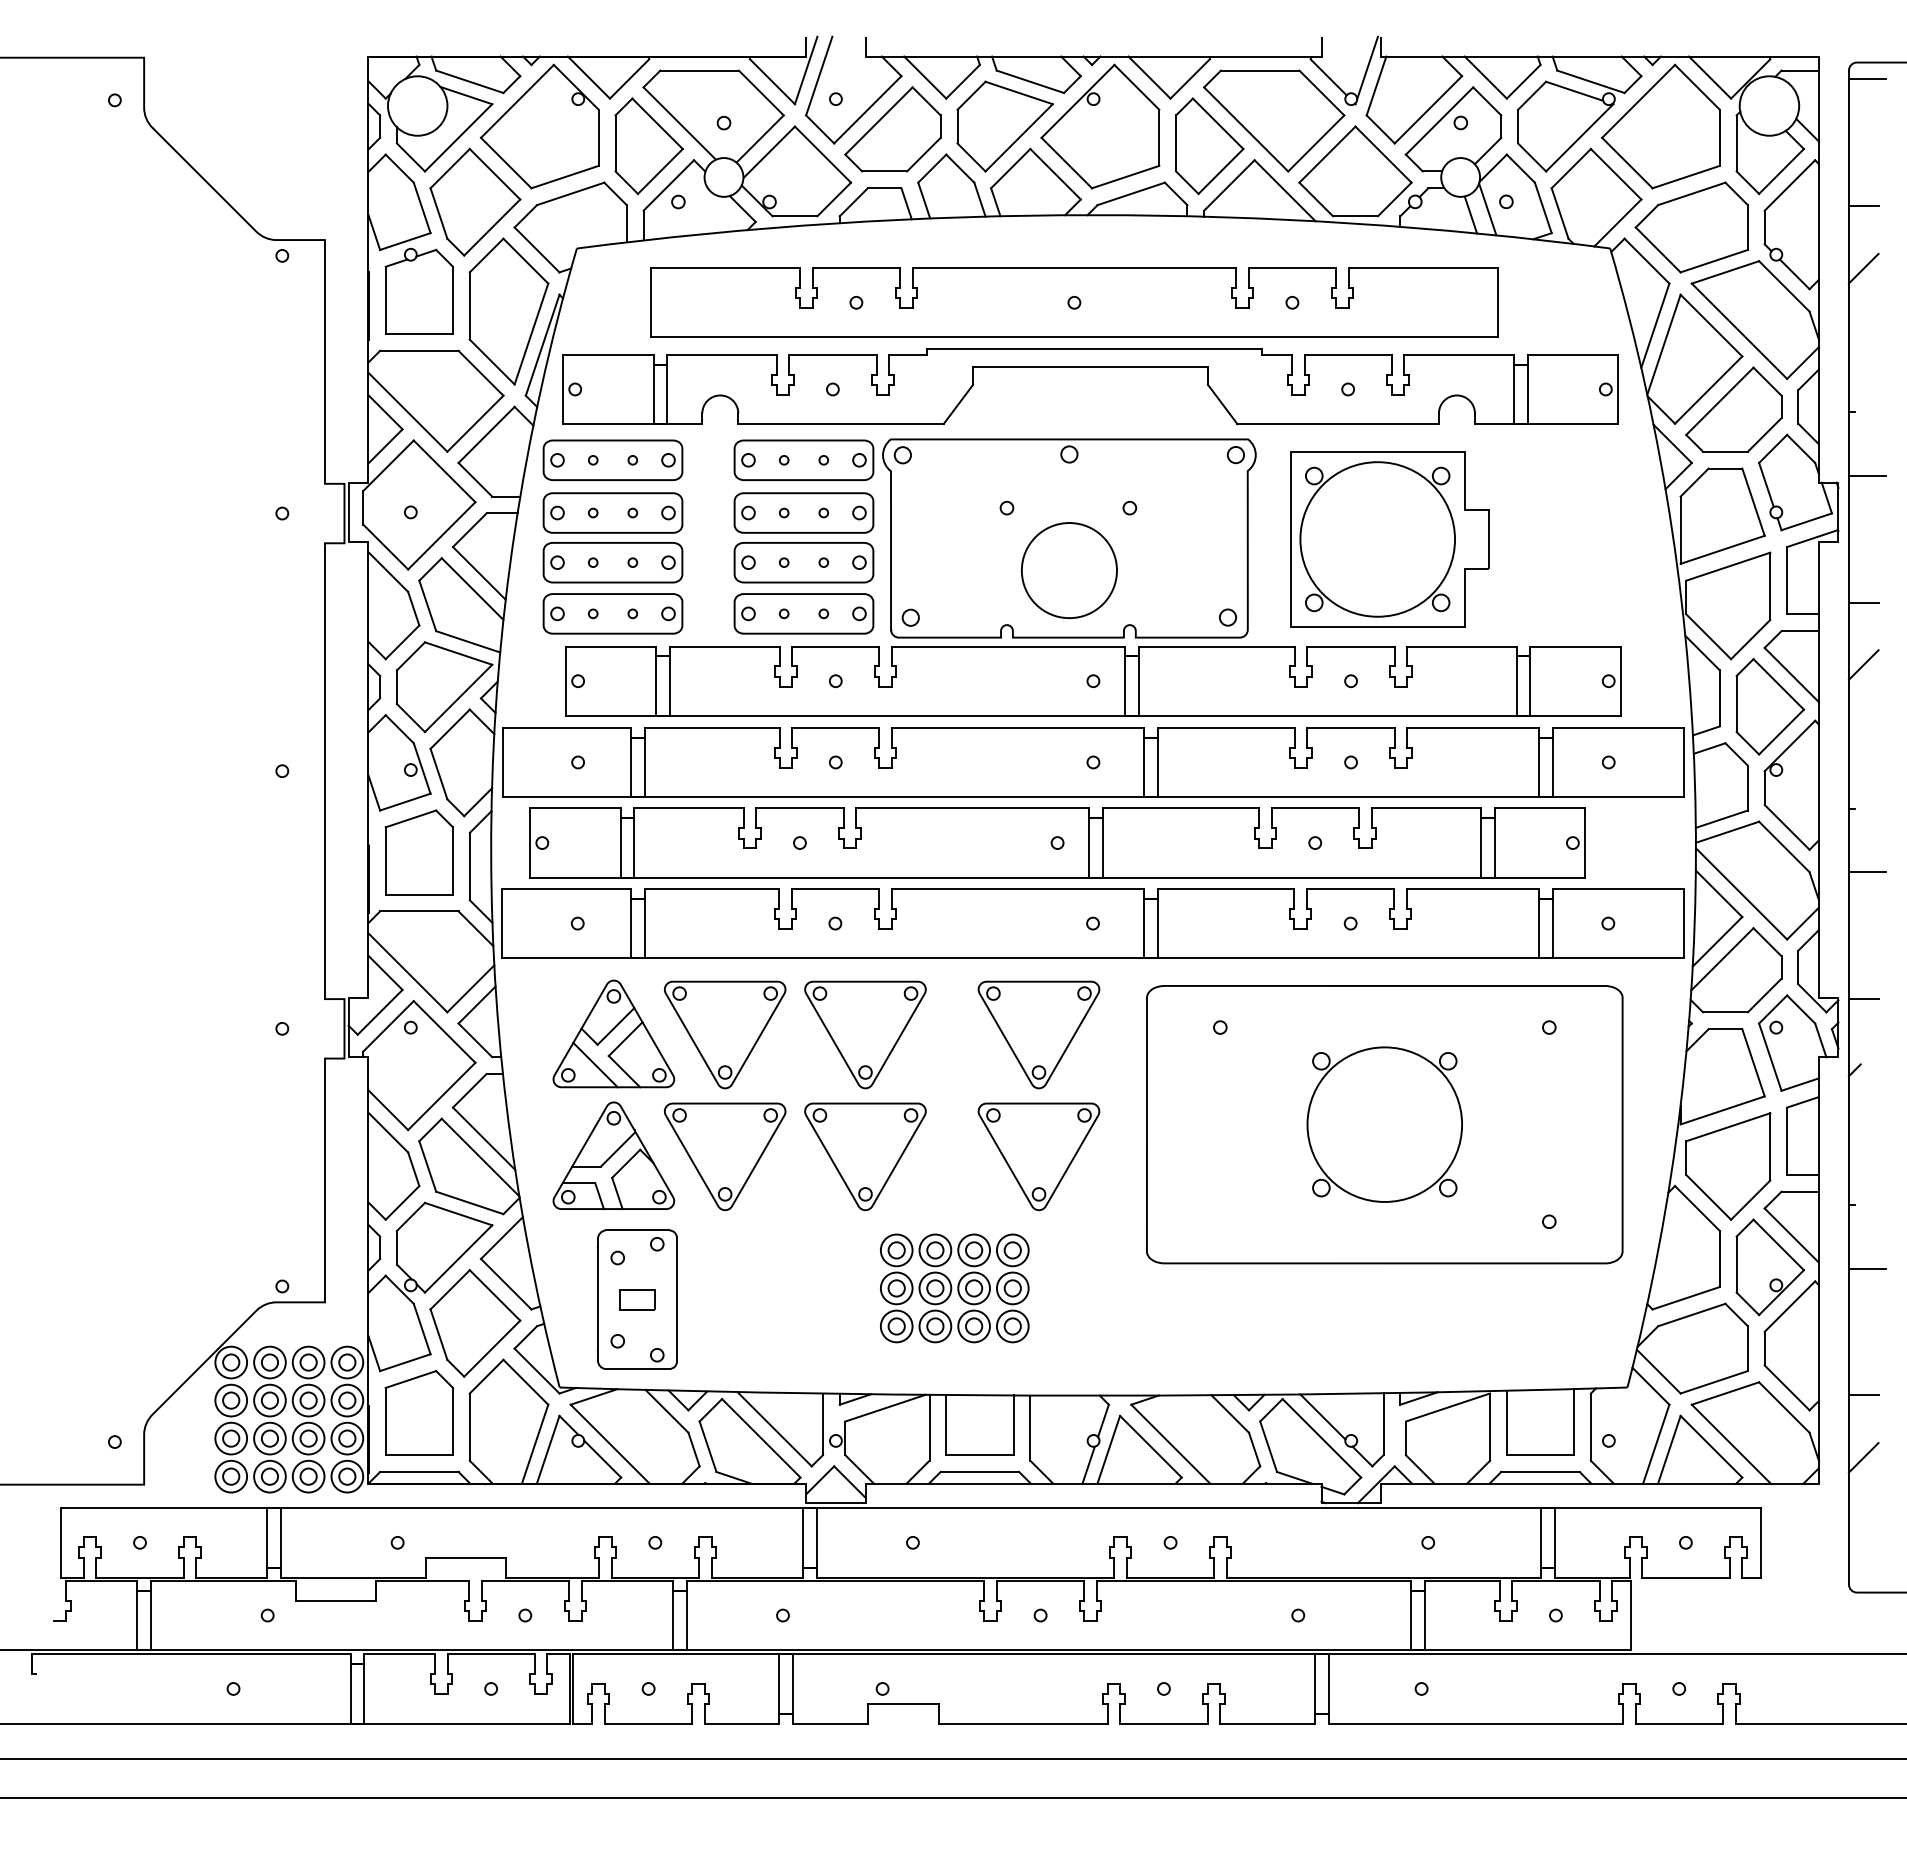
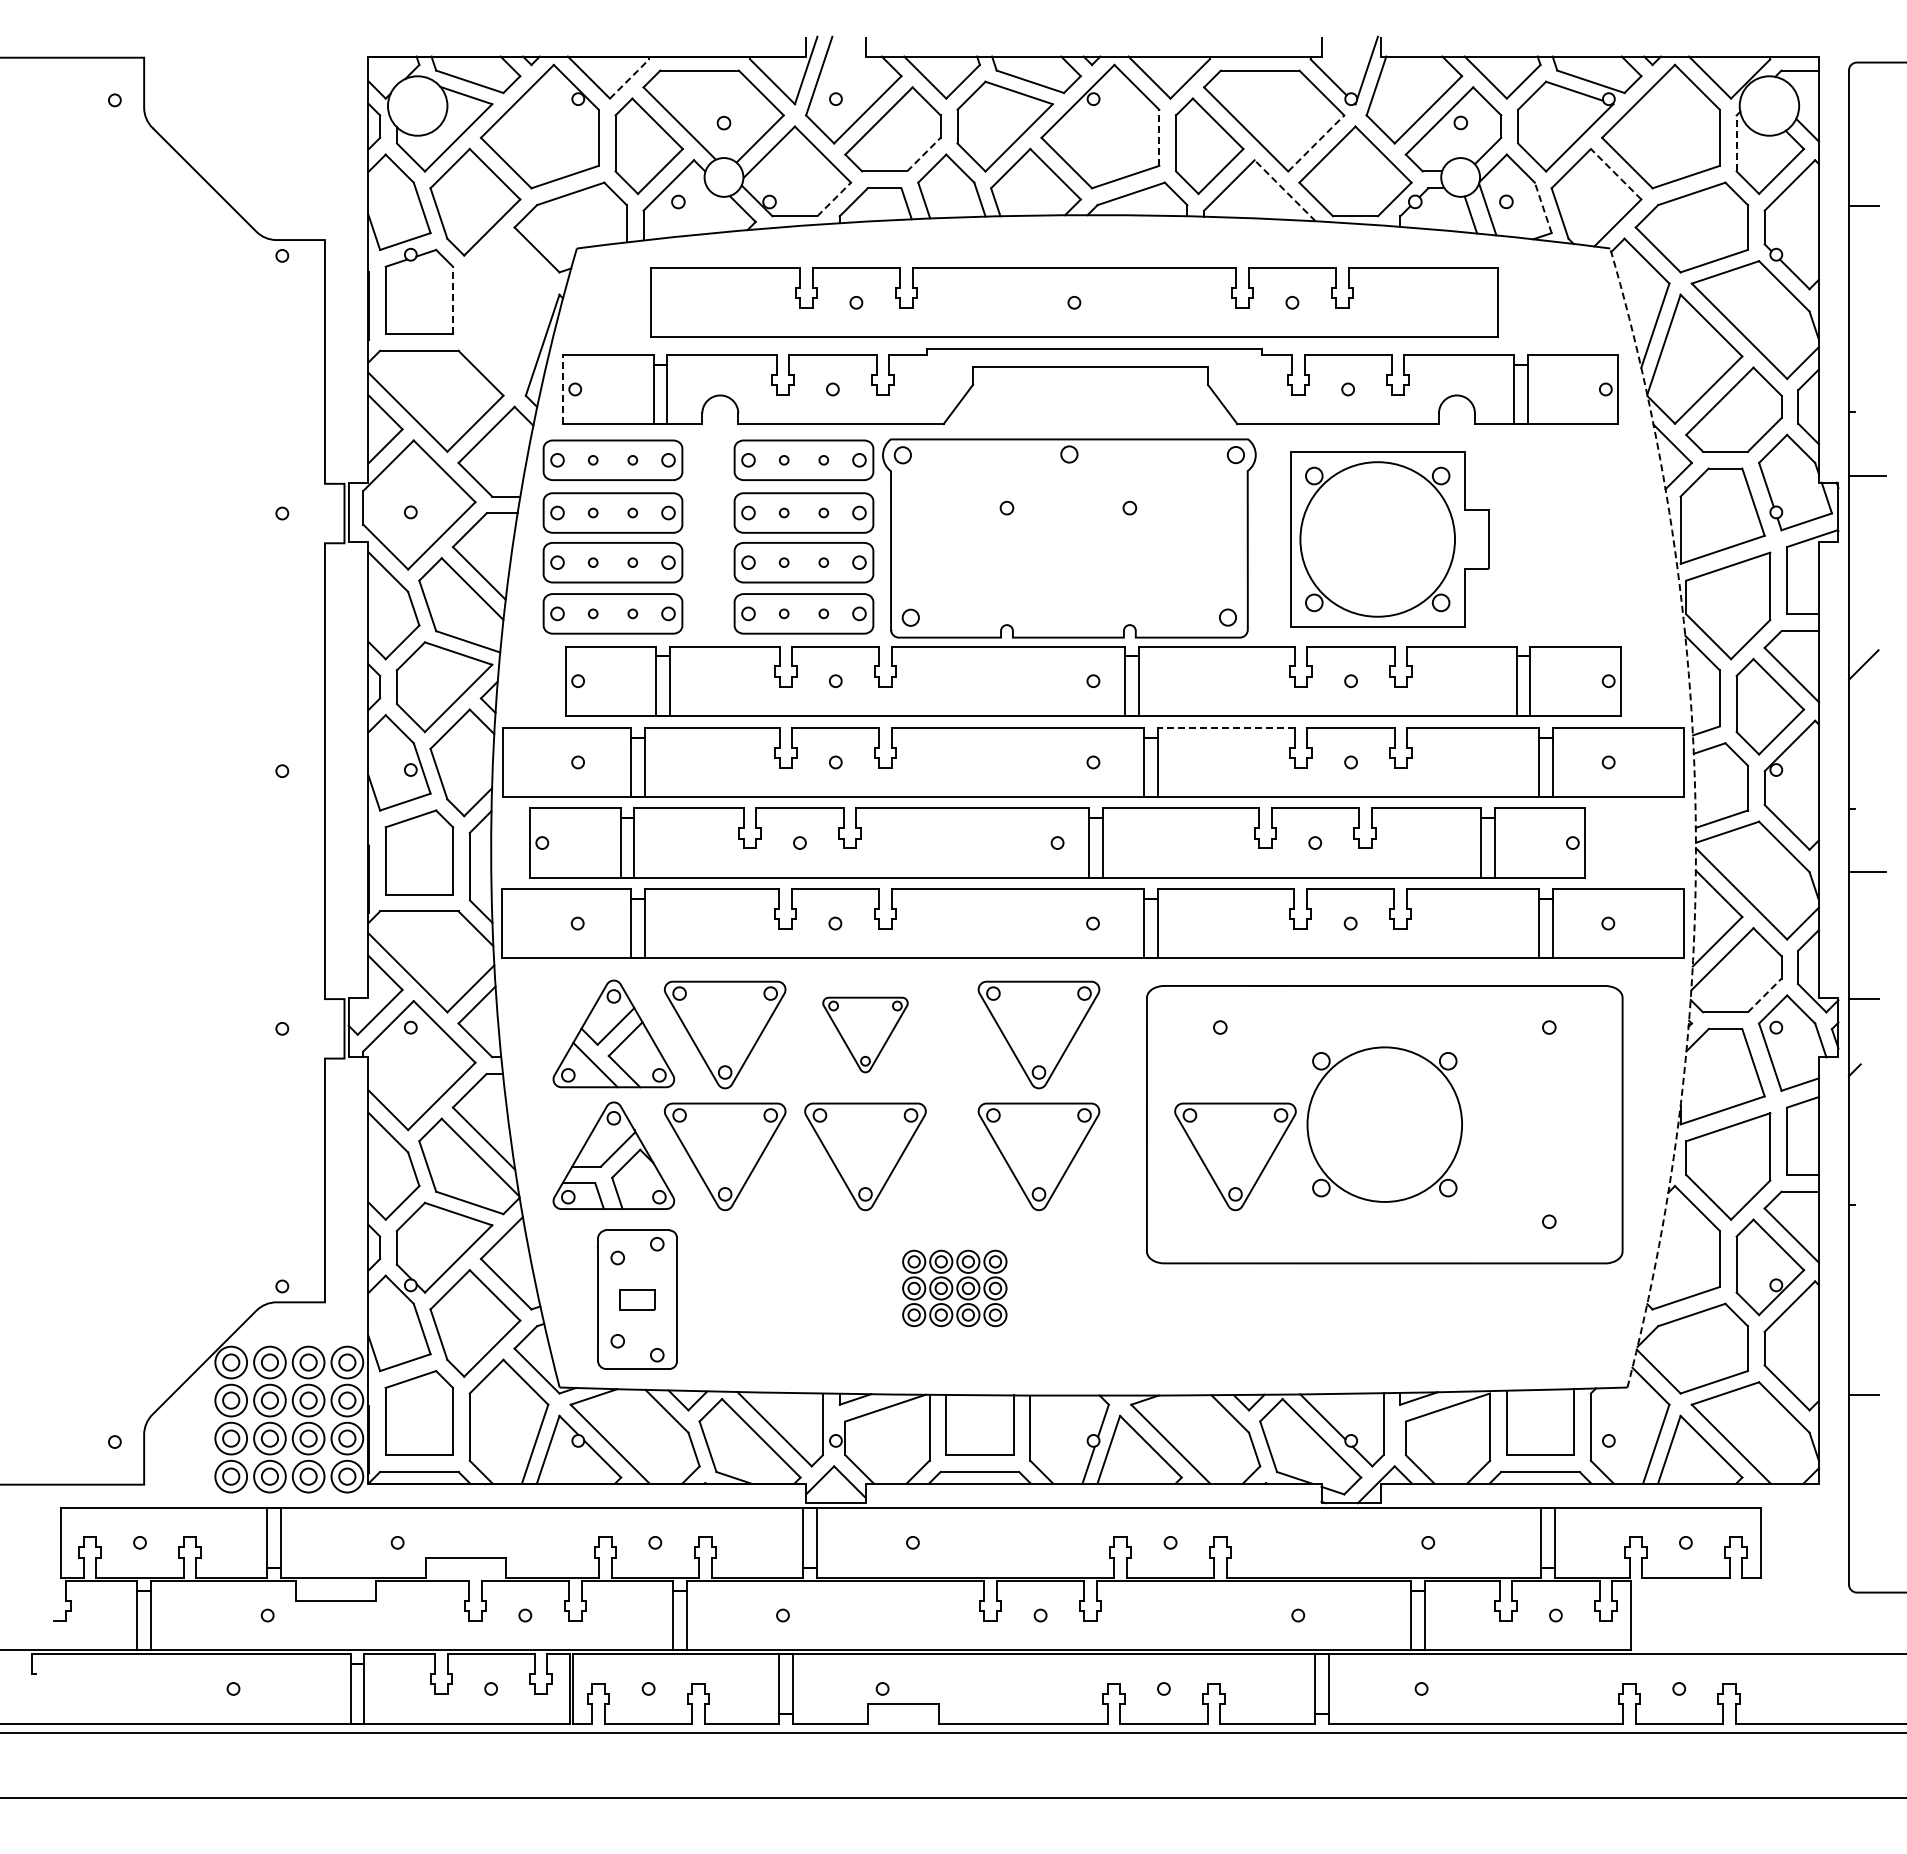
line: solid -> dashed (629, 79)
line: present -> none (1867, 79)
line: solid -> dashed (1159, 137)
line: solid -> dashed (1736, 142)
line: solid -> dashed (1316, 143)
line: solid -> dashed (923, 154)
line: solid -> dashed (1616, 174)
line: solid -> dashed (1284, 190)
line: solid -> dashed (834, 199)
line: solid -> dashed (1543, 207)
line: present -> none (1863, 268)
line: solid -> dashed (453, 300)
part: present -> none (508, 311)
line: solid -> dashed (563, 389)
part: present -> none (1069, 570)
line: present -> none (1863, 602)
line: solid -> dashed (1225, 727)
arc: solid -> dashed (1695, 816)
line: solid -> dashed (1764, 995)
part size: 123x110 px -> 87x78 px (865, 1034)
part: none -> present (1235, 1156)
line: present -> none (1867, 1268)
part size: 150x111 px -> 106x79 px (954, 1288)
line: present -> none (1863, 1457)
line position: (952, 1758) -> (952, 1732) (952, 1732)
